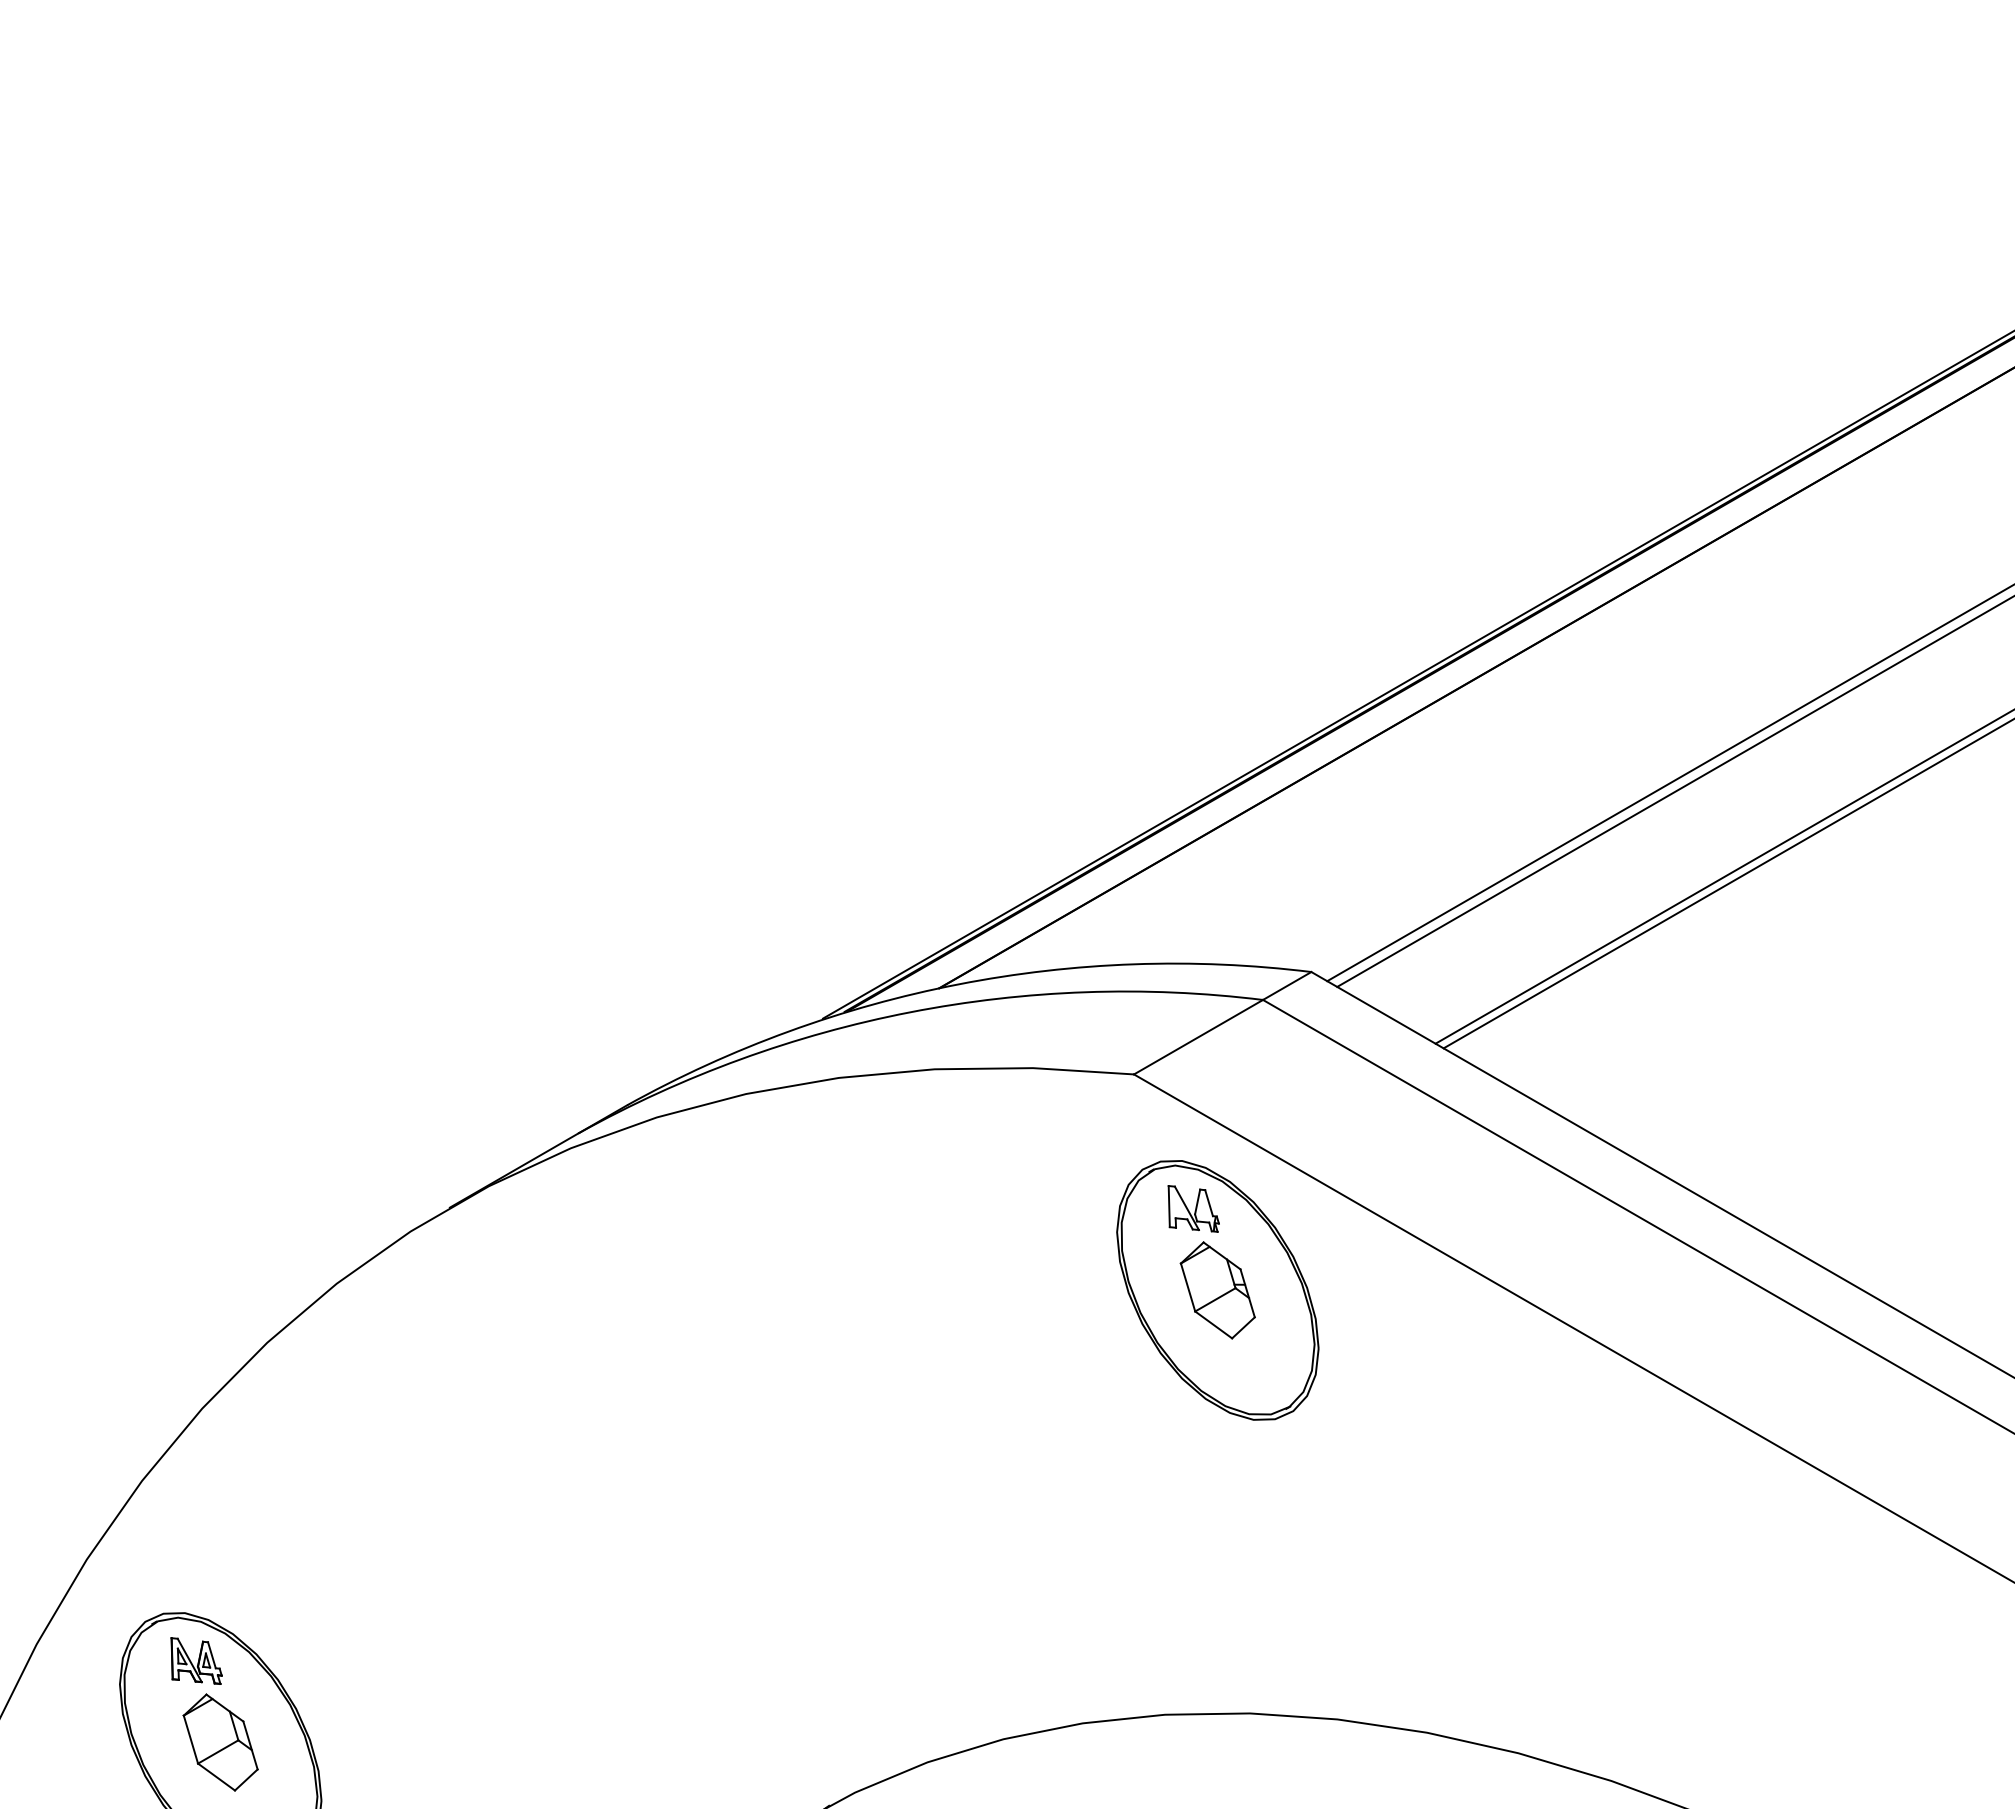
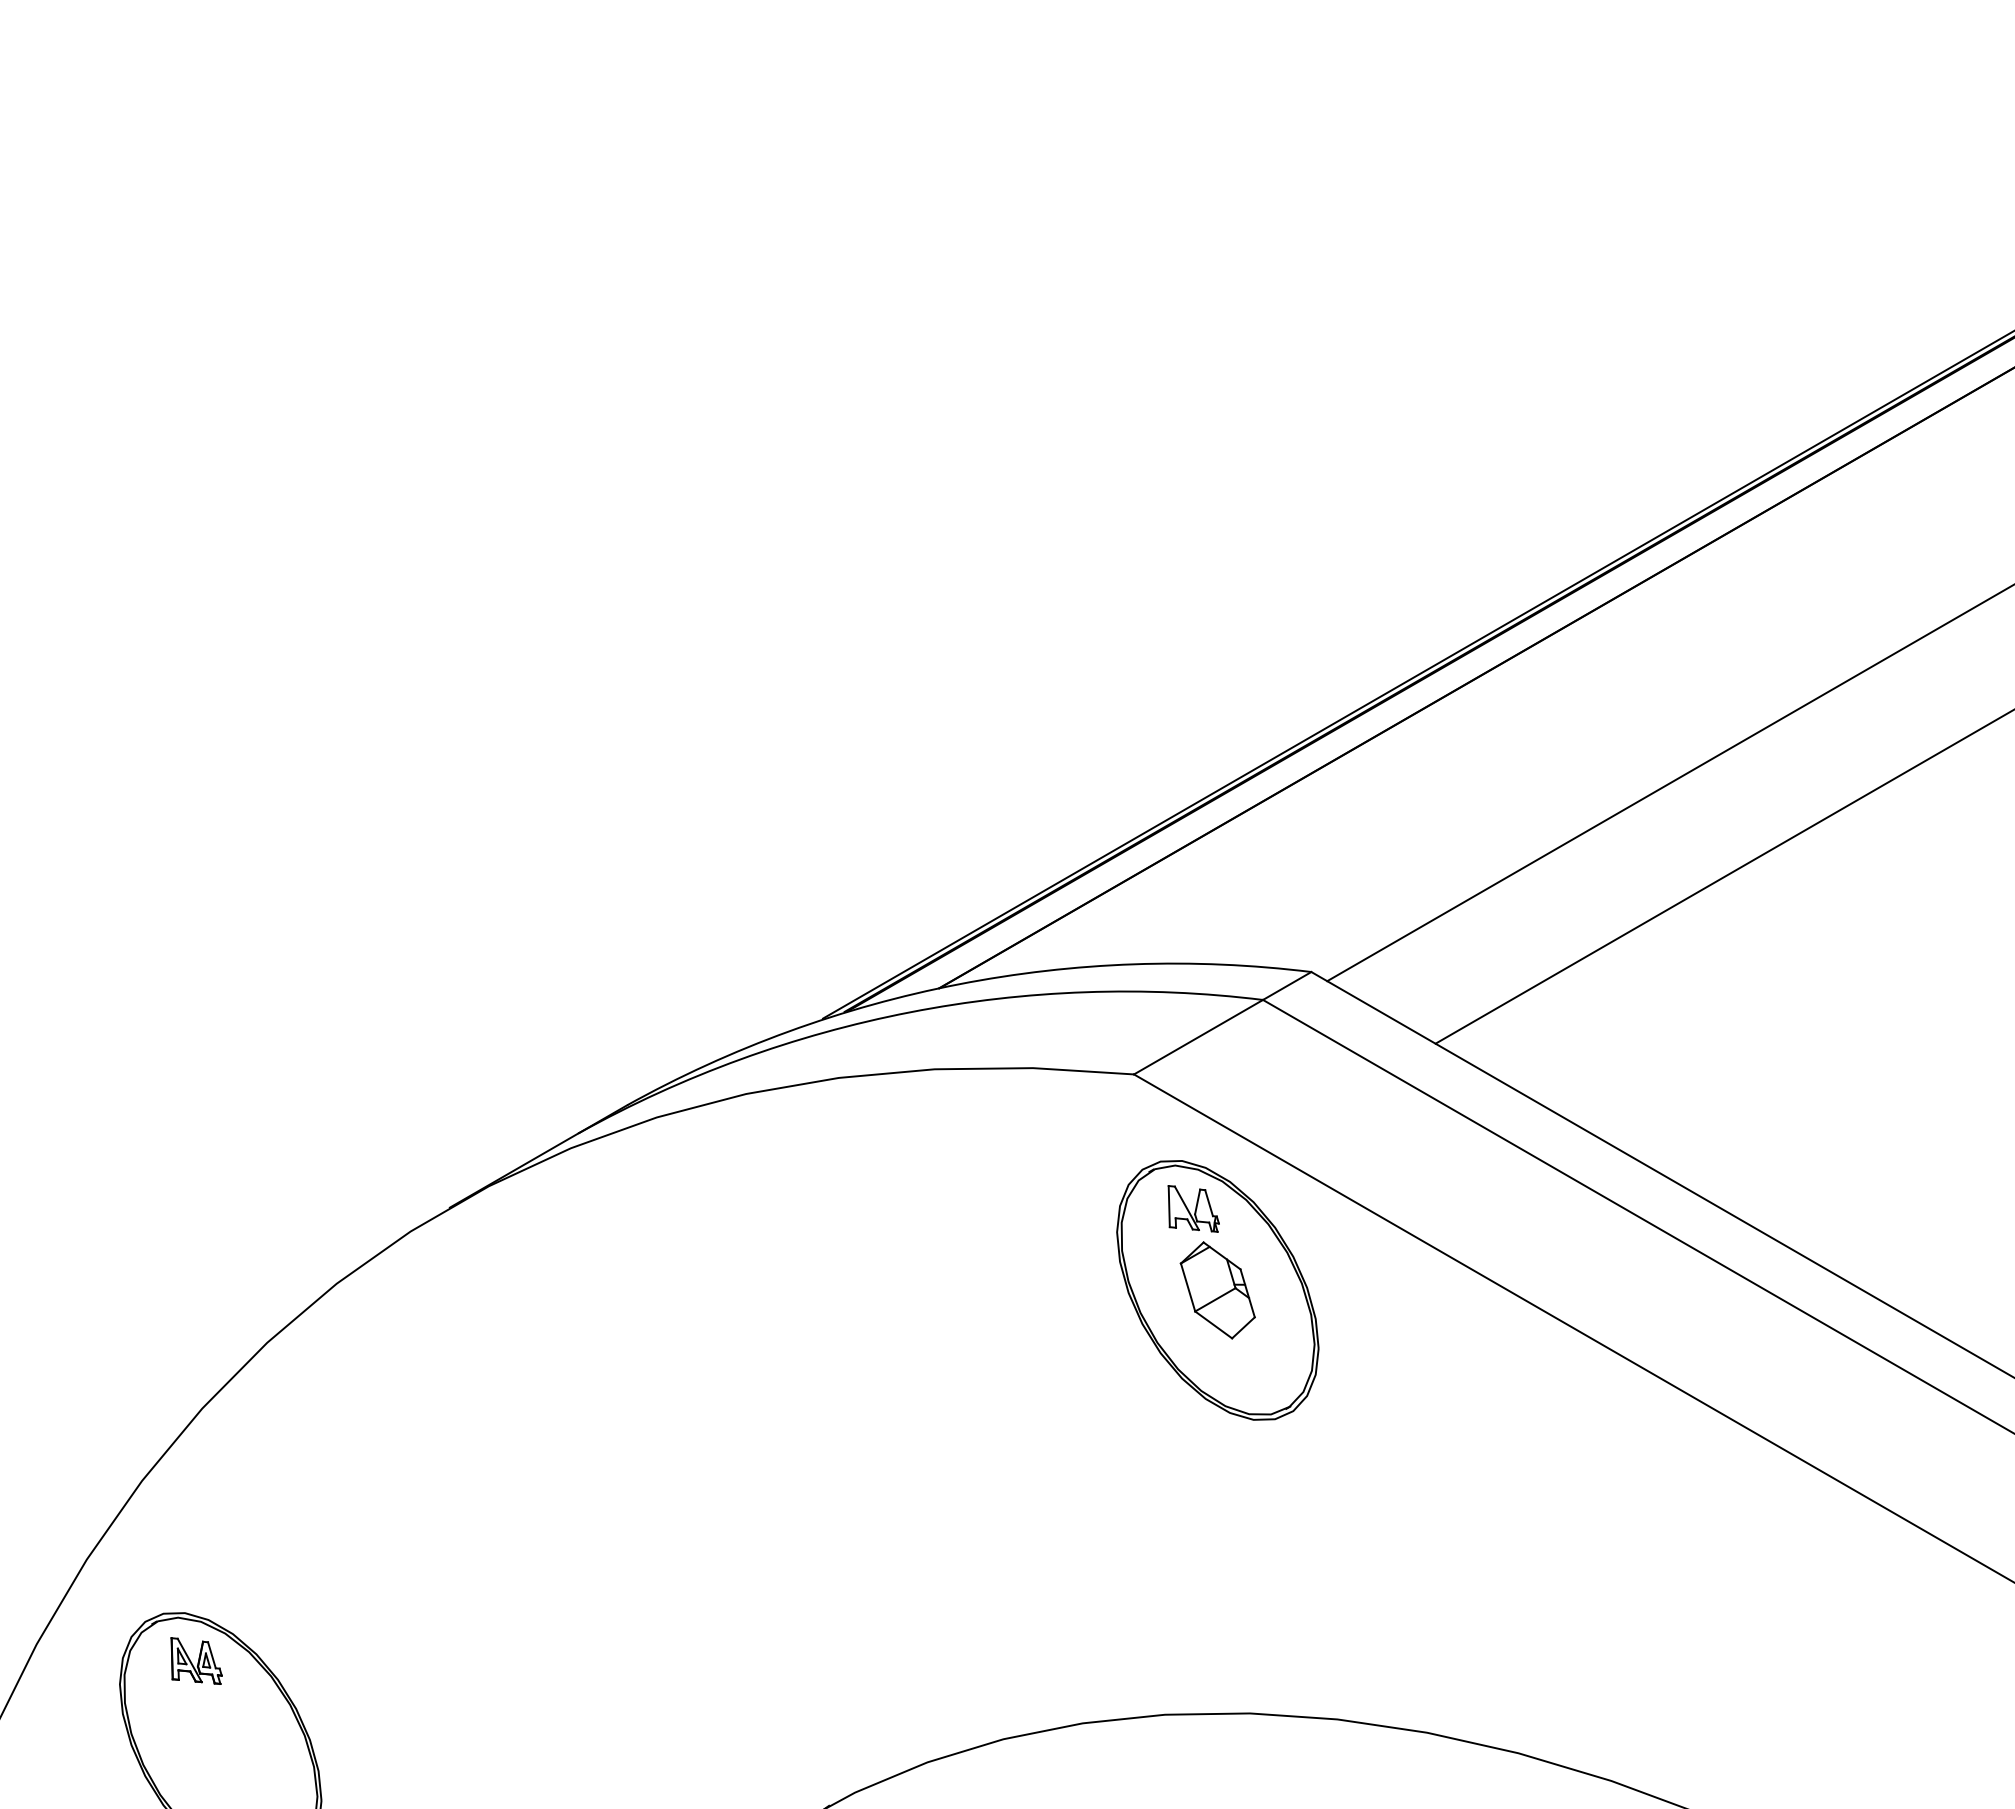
line: present -> none (1674, 791)
line: present -> none (1727, 884)
part: present -> none (220, 1742)
